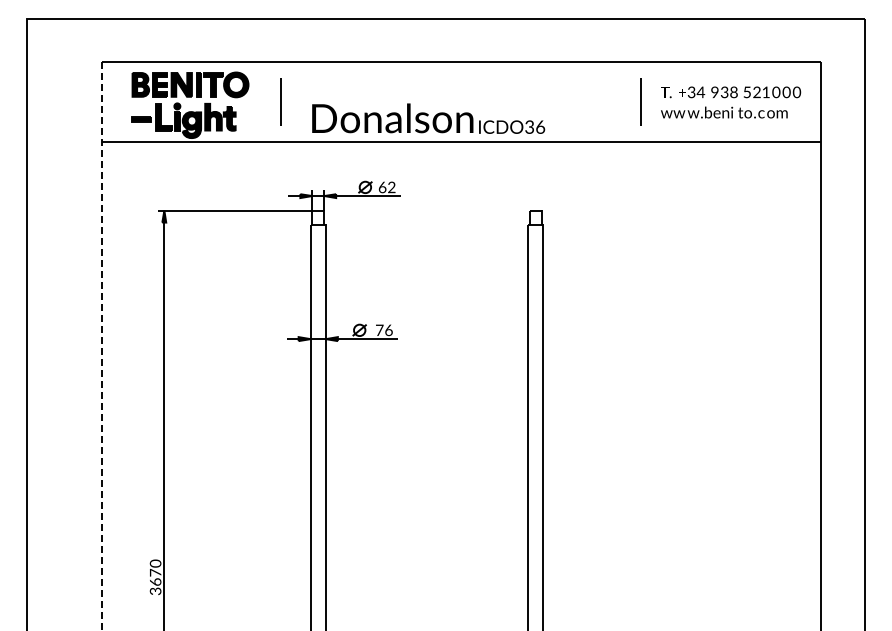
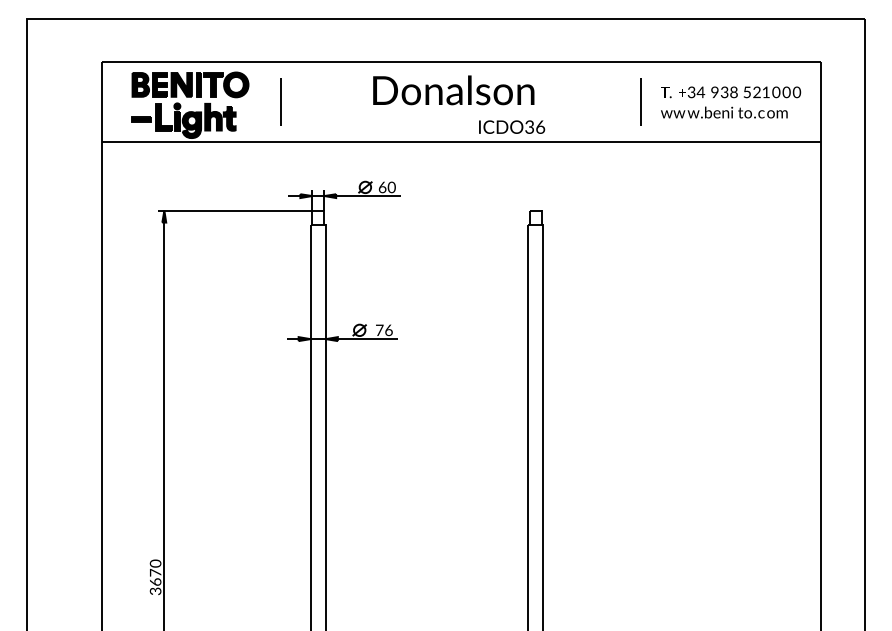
text position: (392, 118) -> (453, 90) (453, 90)
text: 62 -> 60 (391, 187)
line: dashed -> solid (101, 346)
